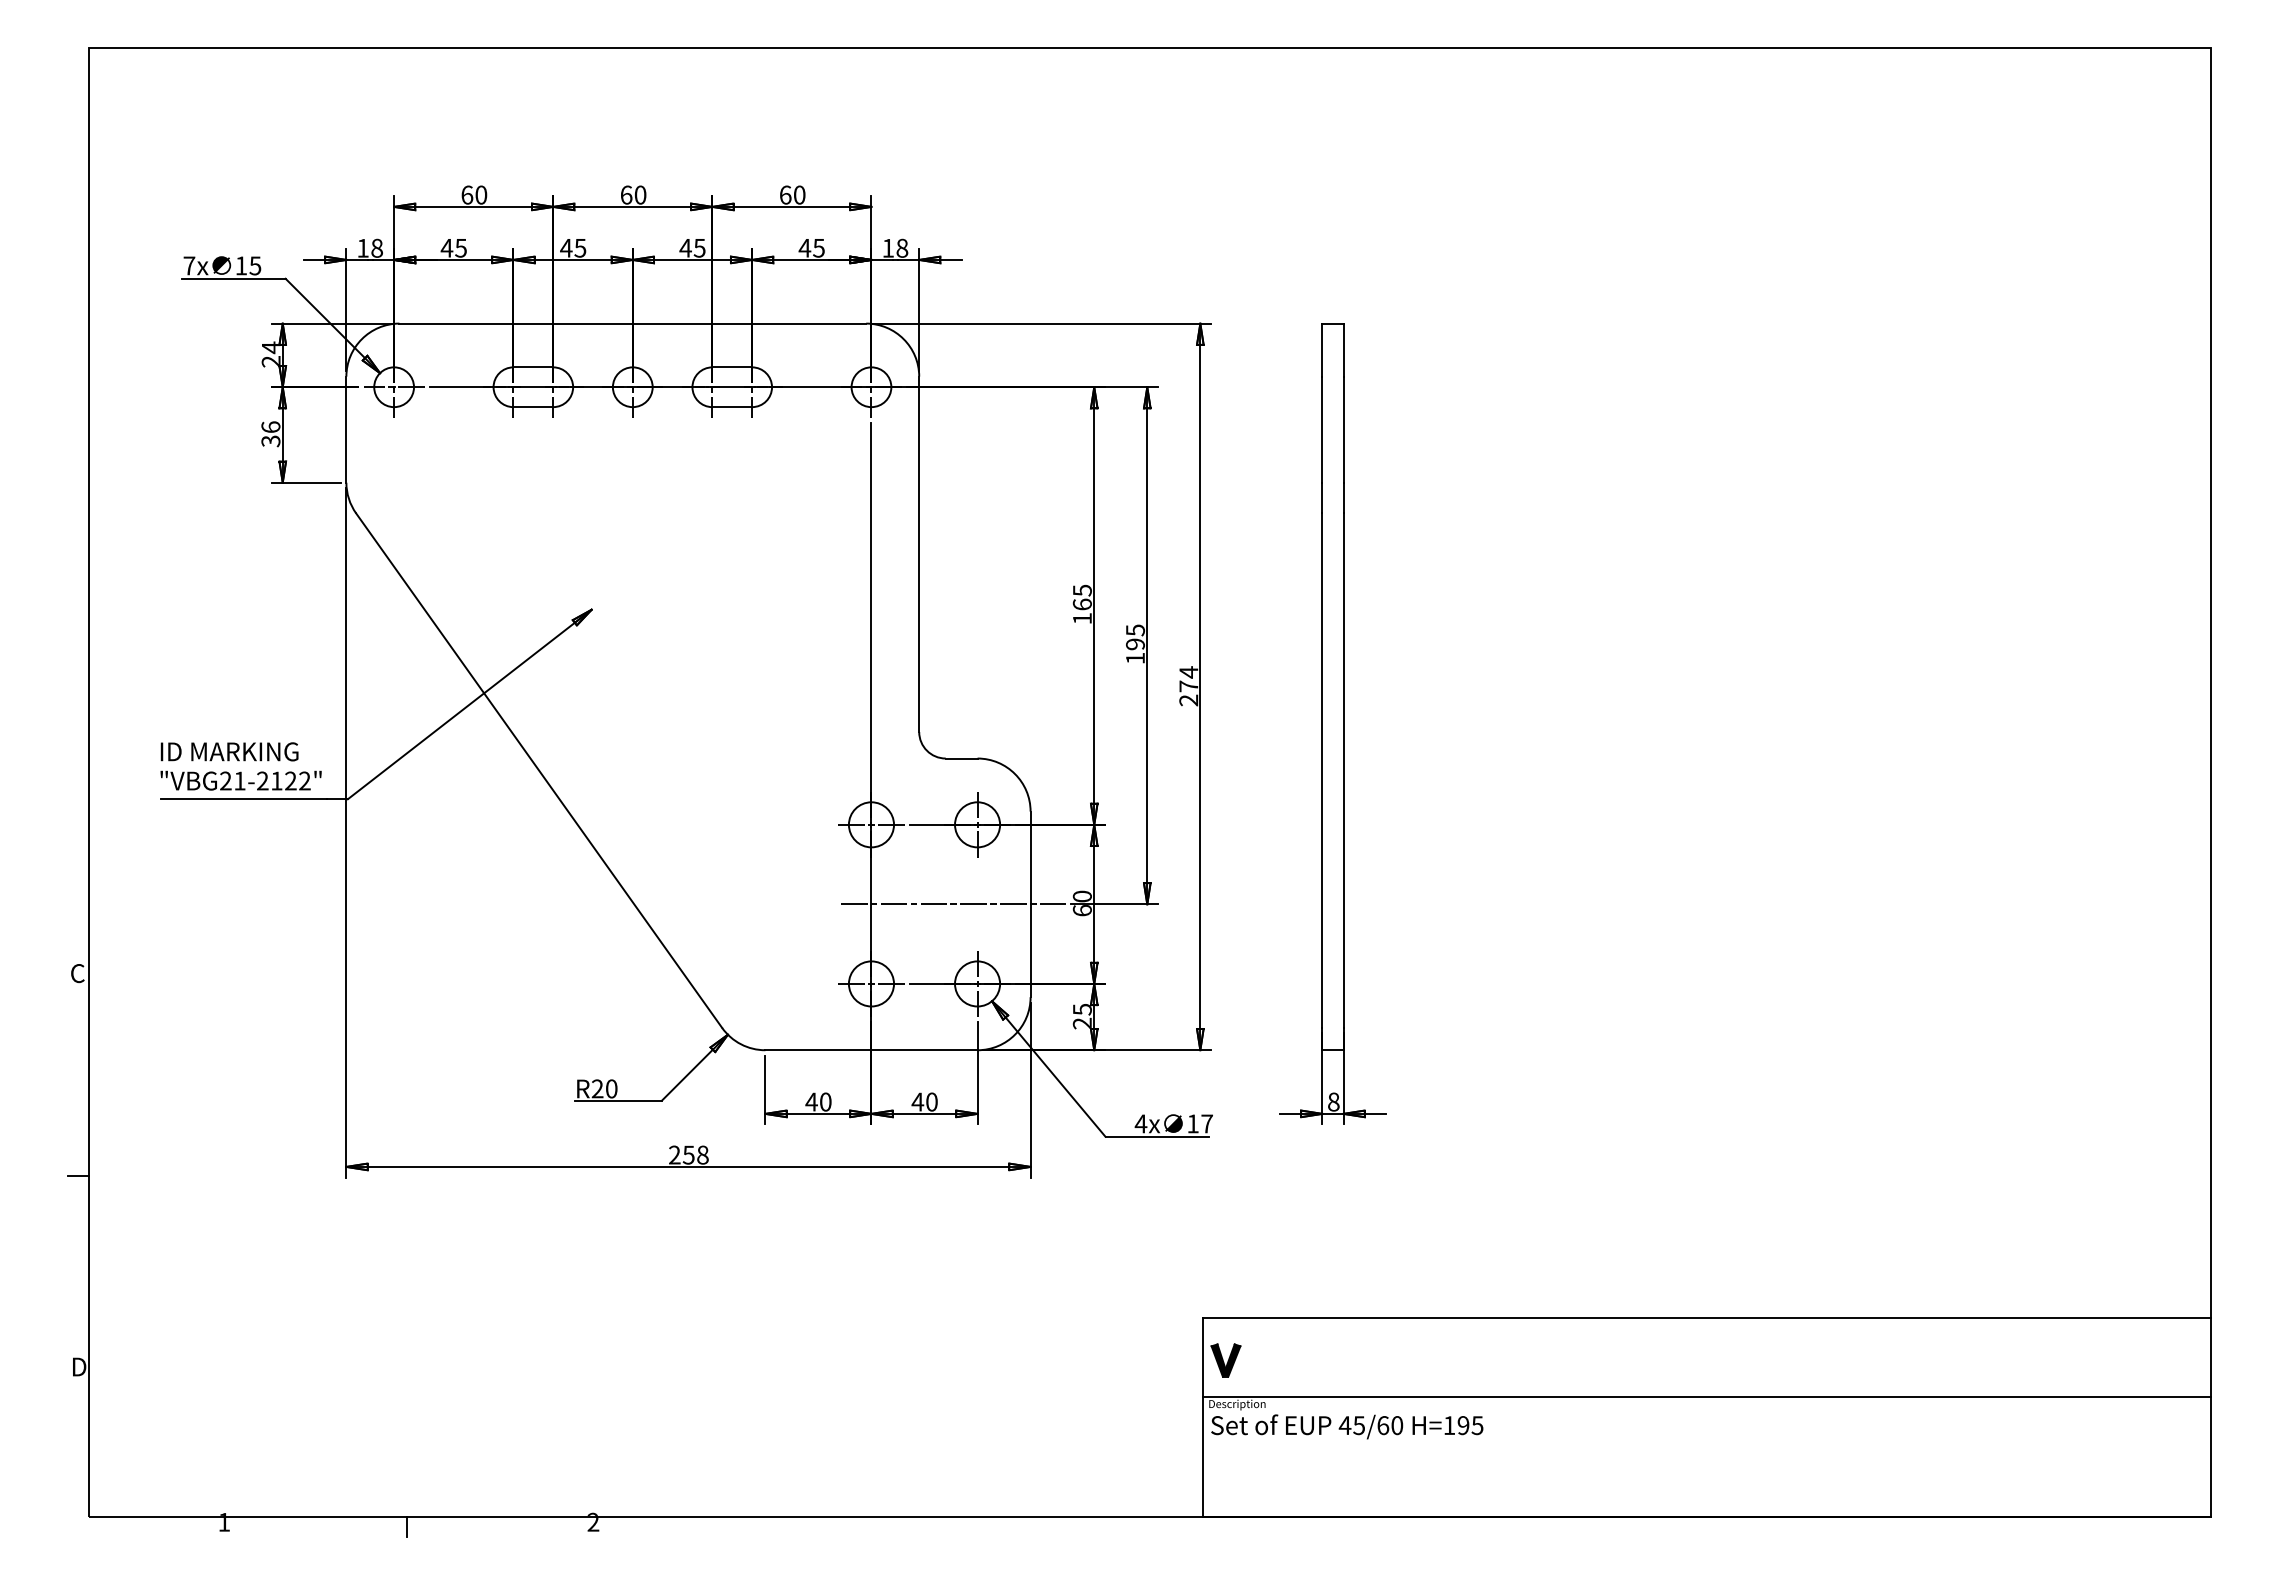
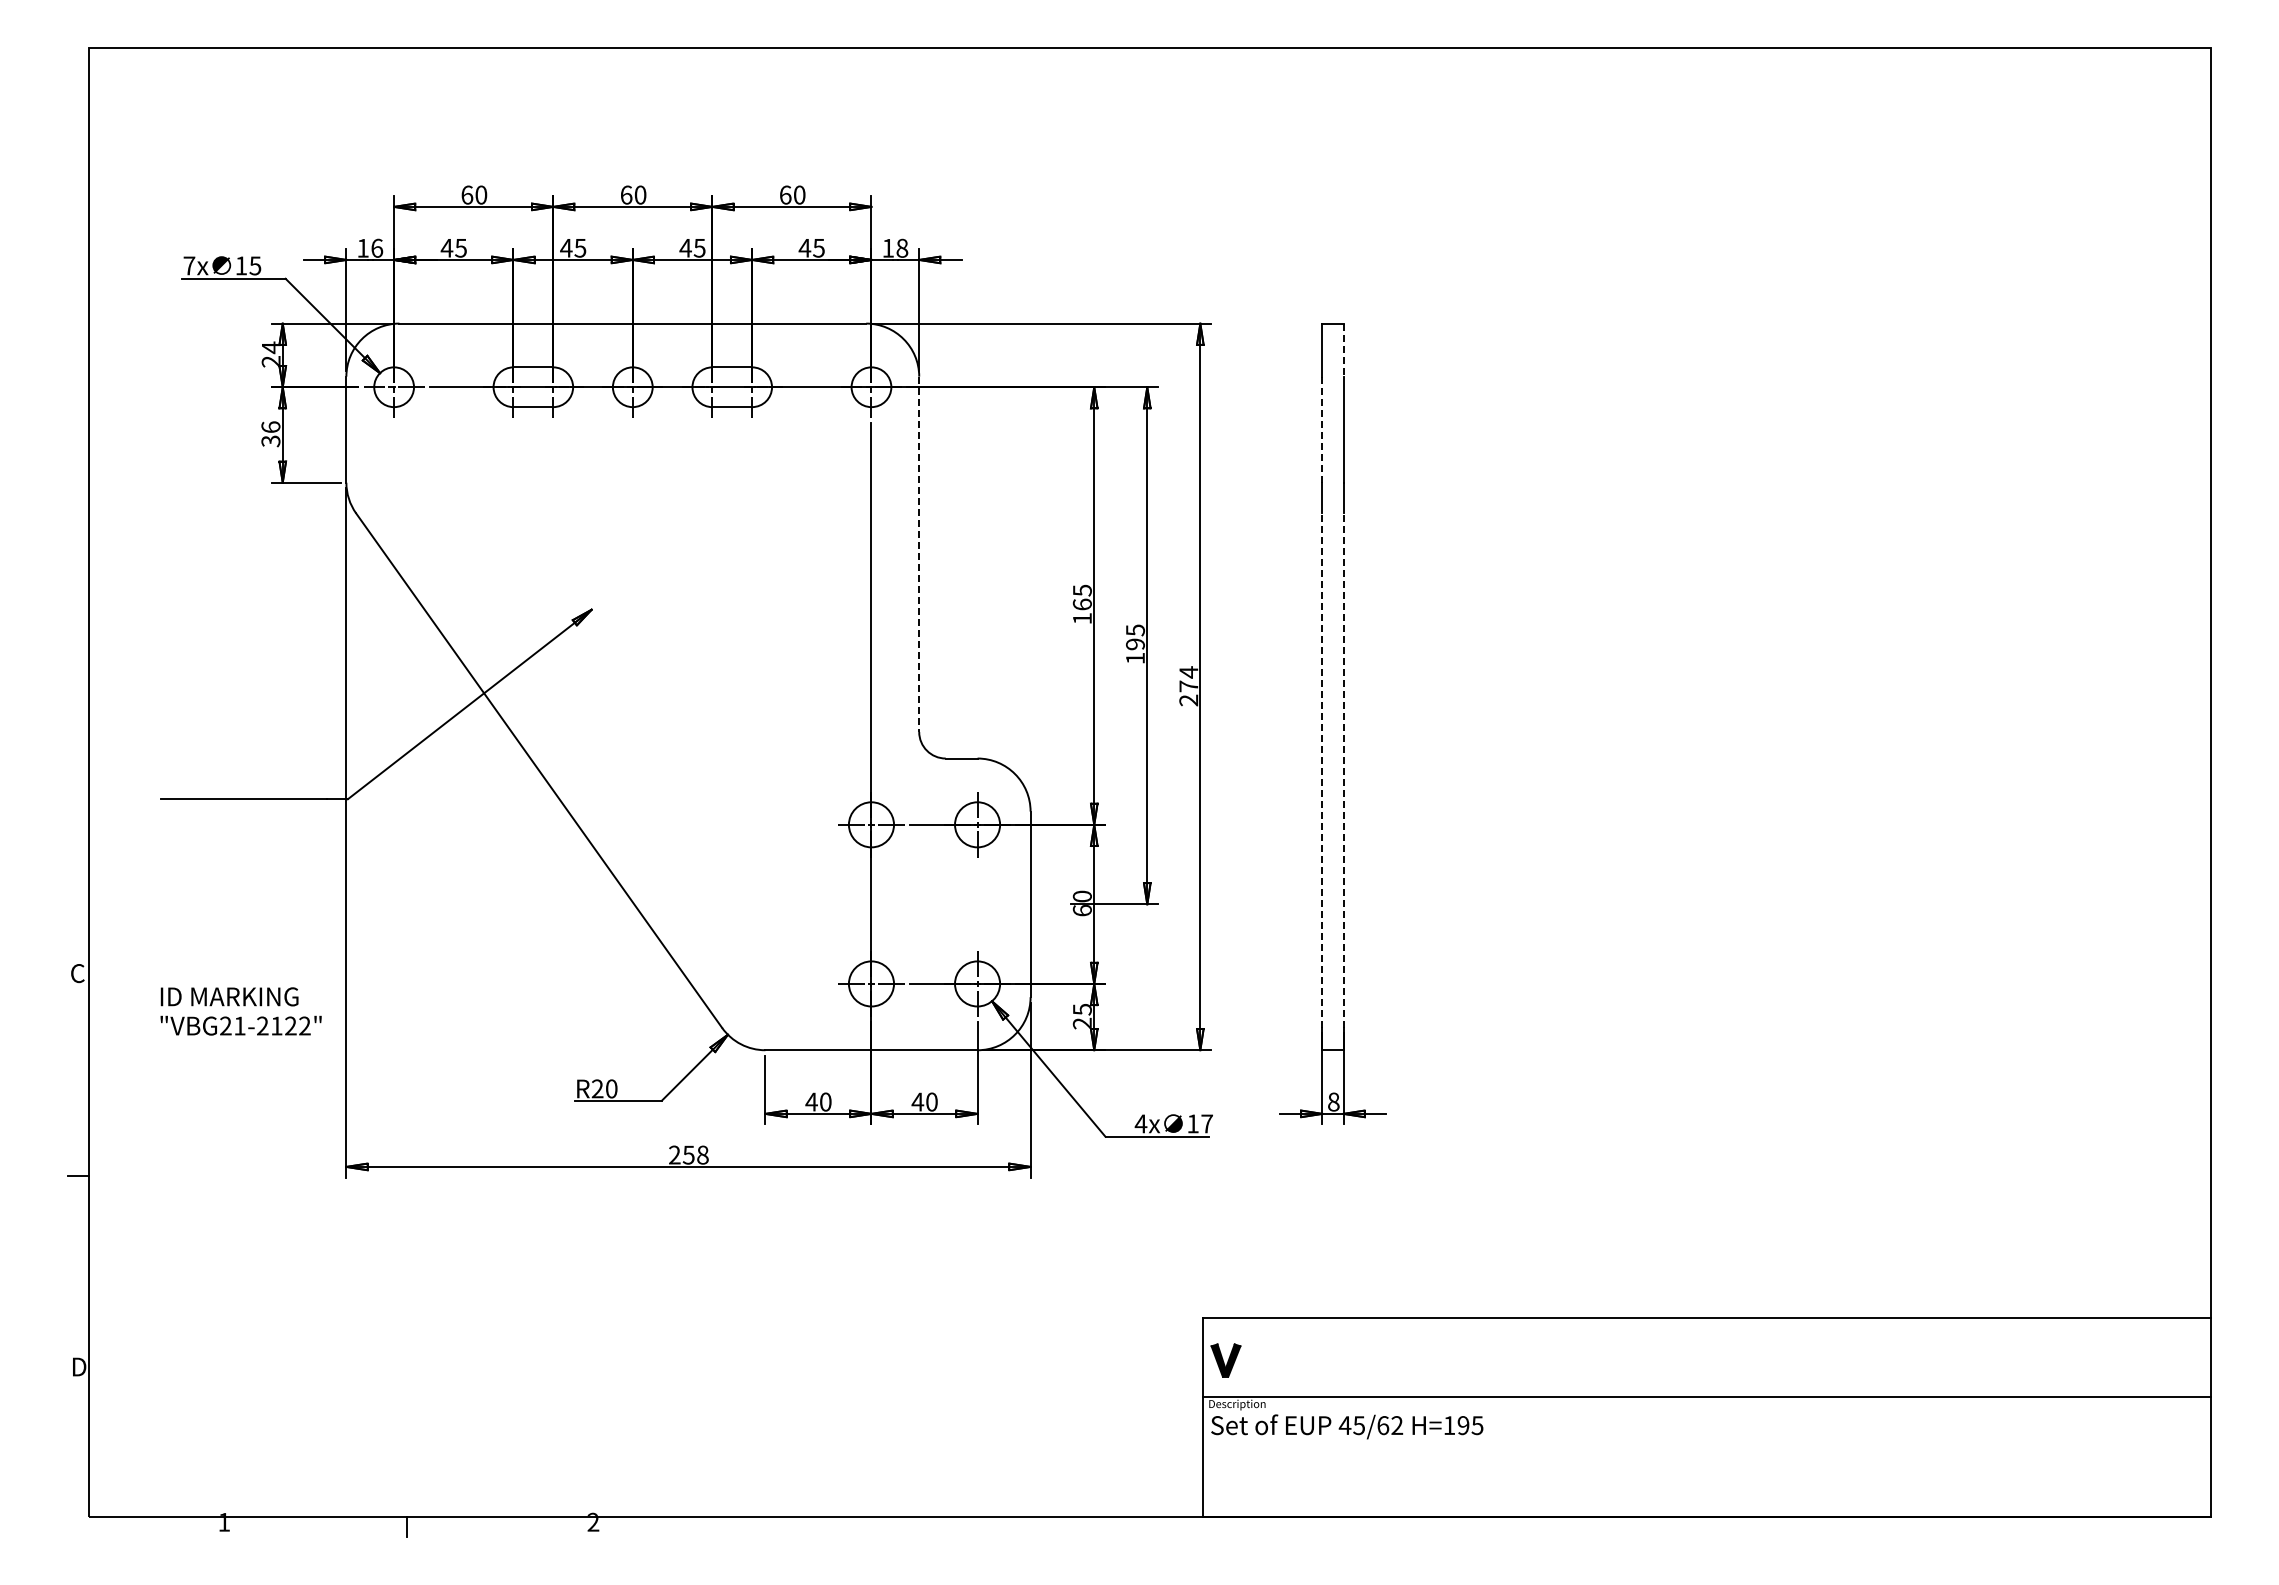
text: 18 -> 16 (377, 247)
line: solid -> dashed (1343, 350)
line: solid -> dashed (1322, 429)
line: solid -> dashed (919, 554)
text position: (240, 766) -> (240, 1011) (240, 1011)
line: solid -> dashed (1322, 770)
line: solid -> dashed (1343, 770)
line: present -> none (953, 904)
text: 45/60 -> 45/62 (1397, 1425)
